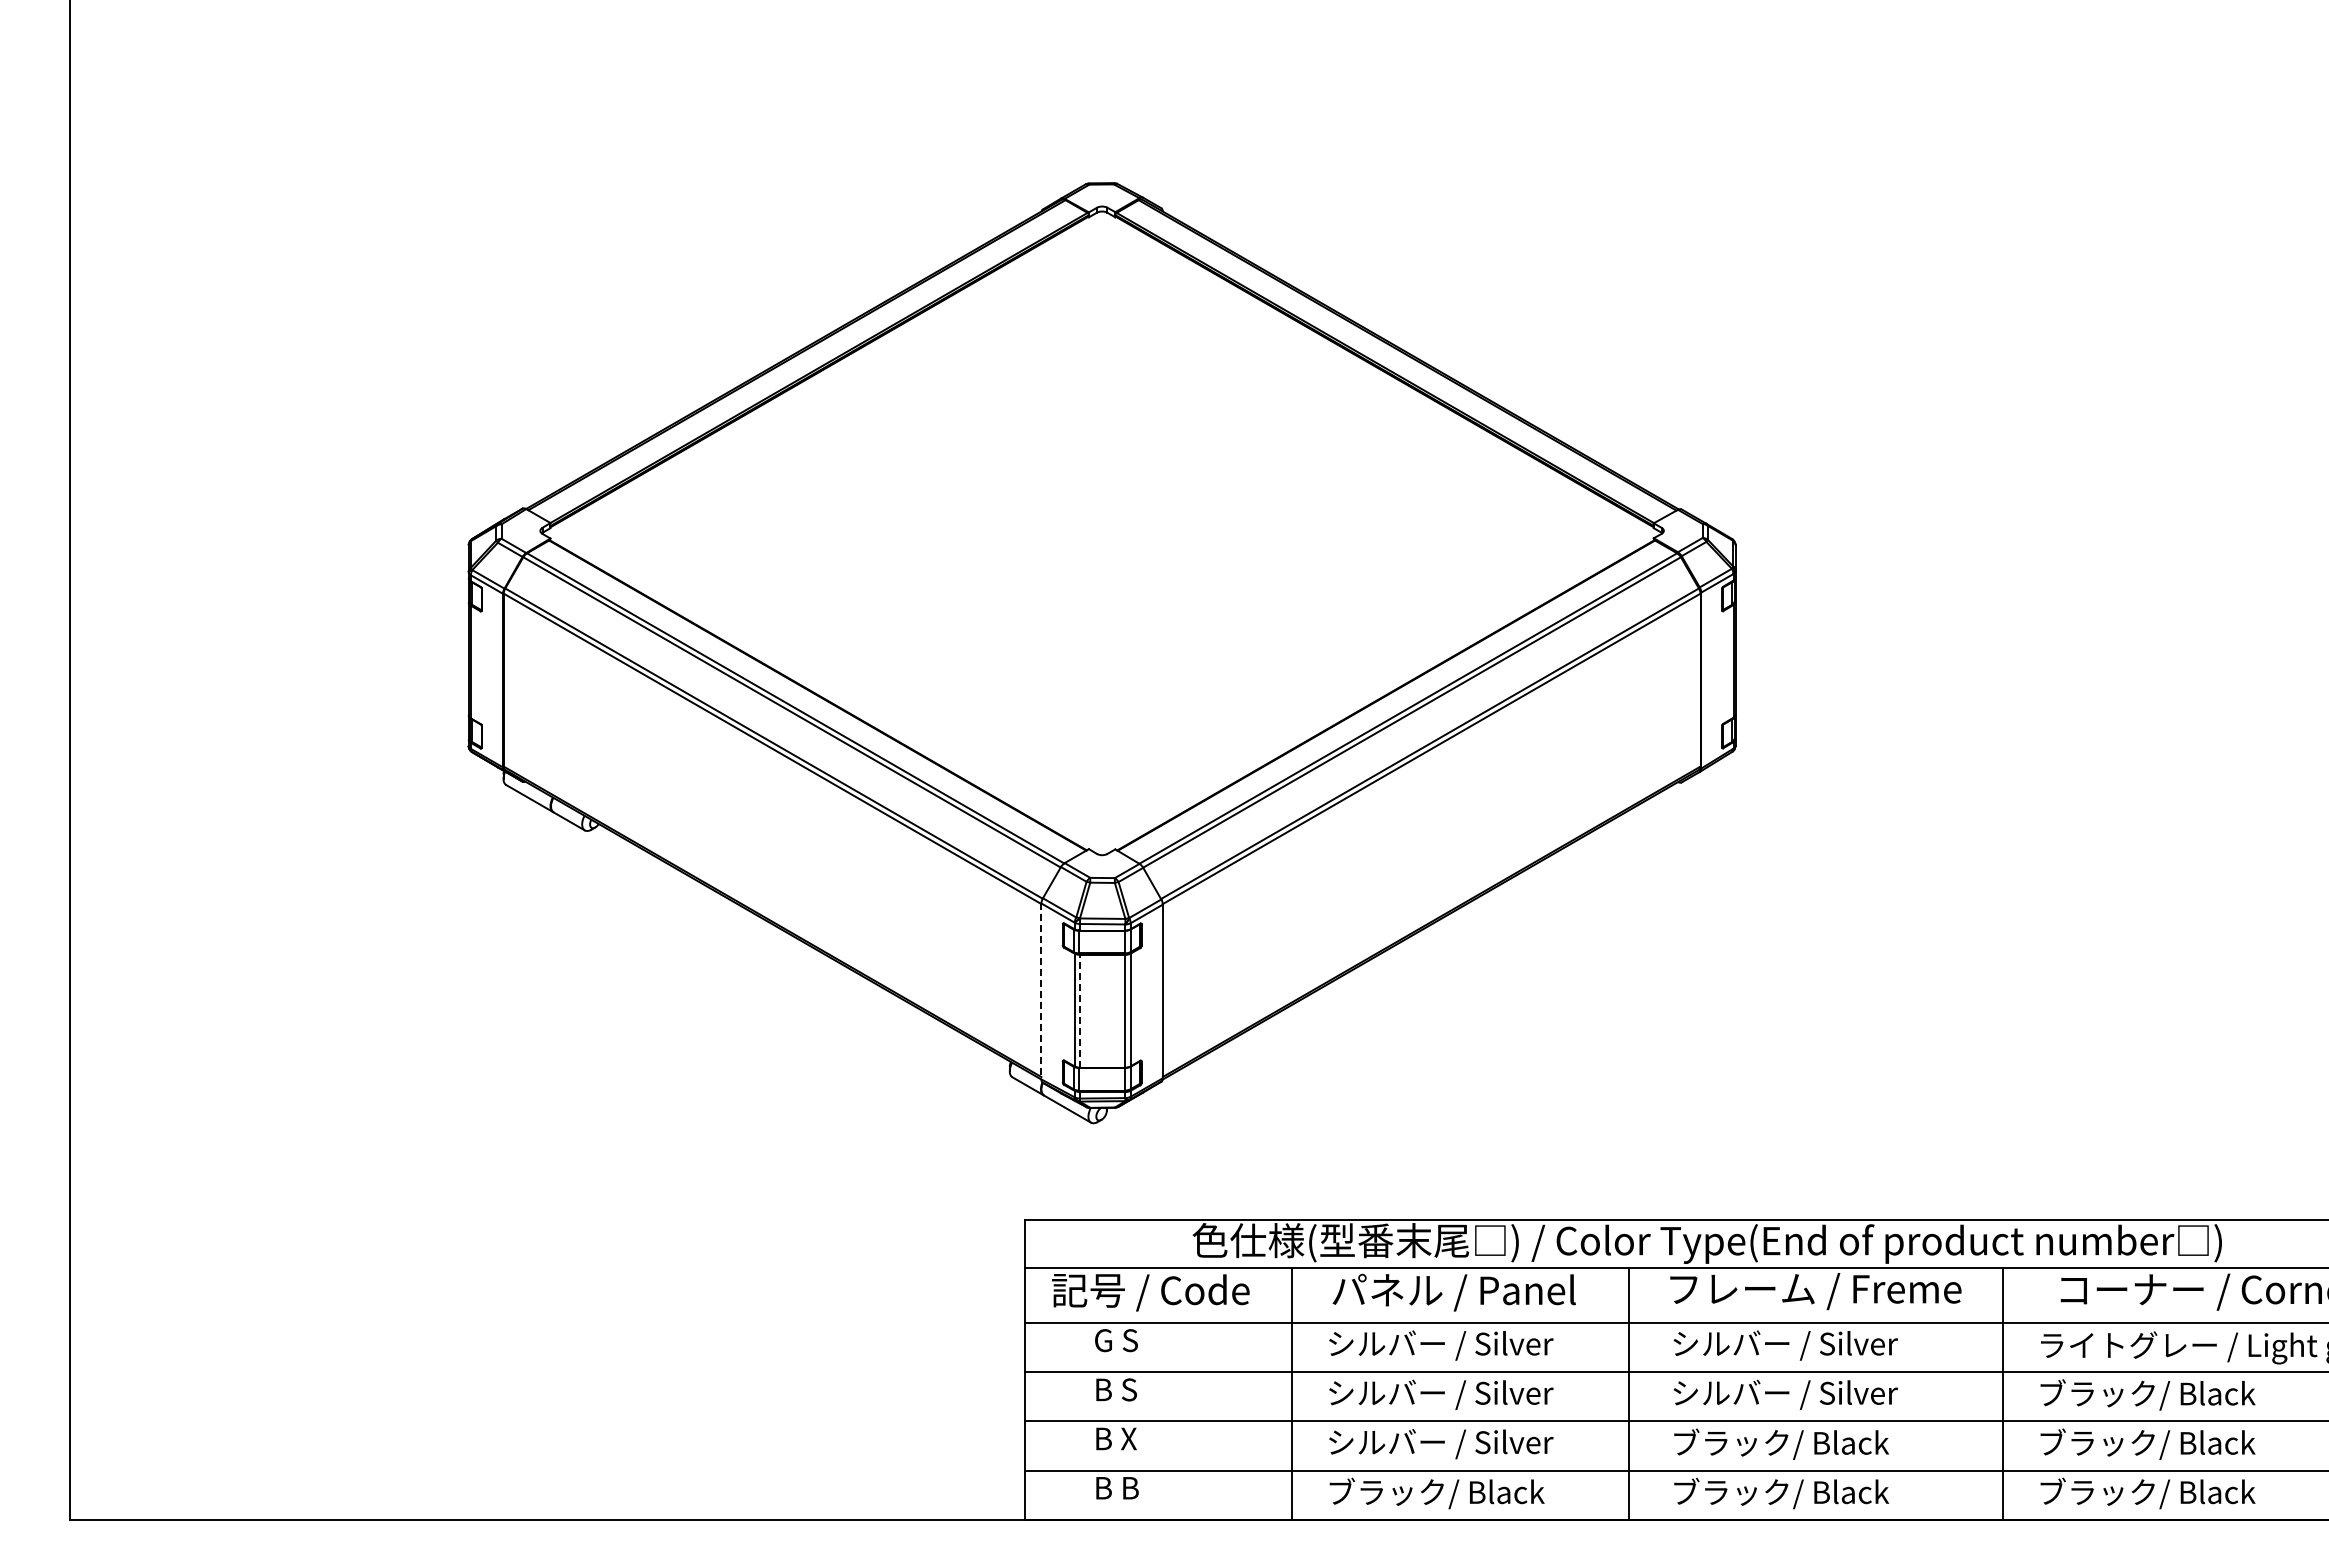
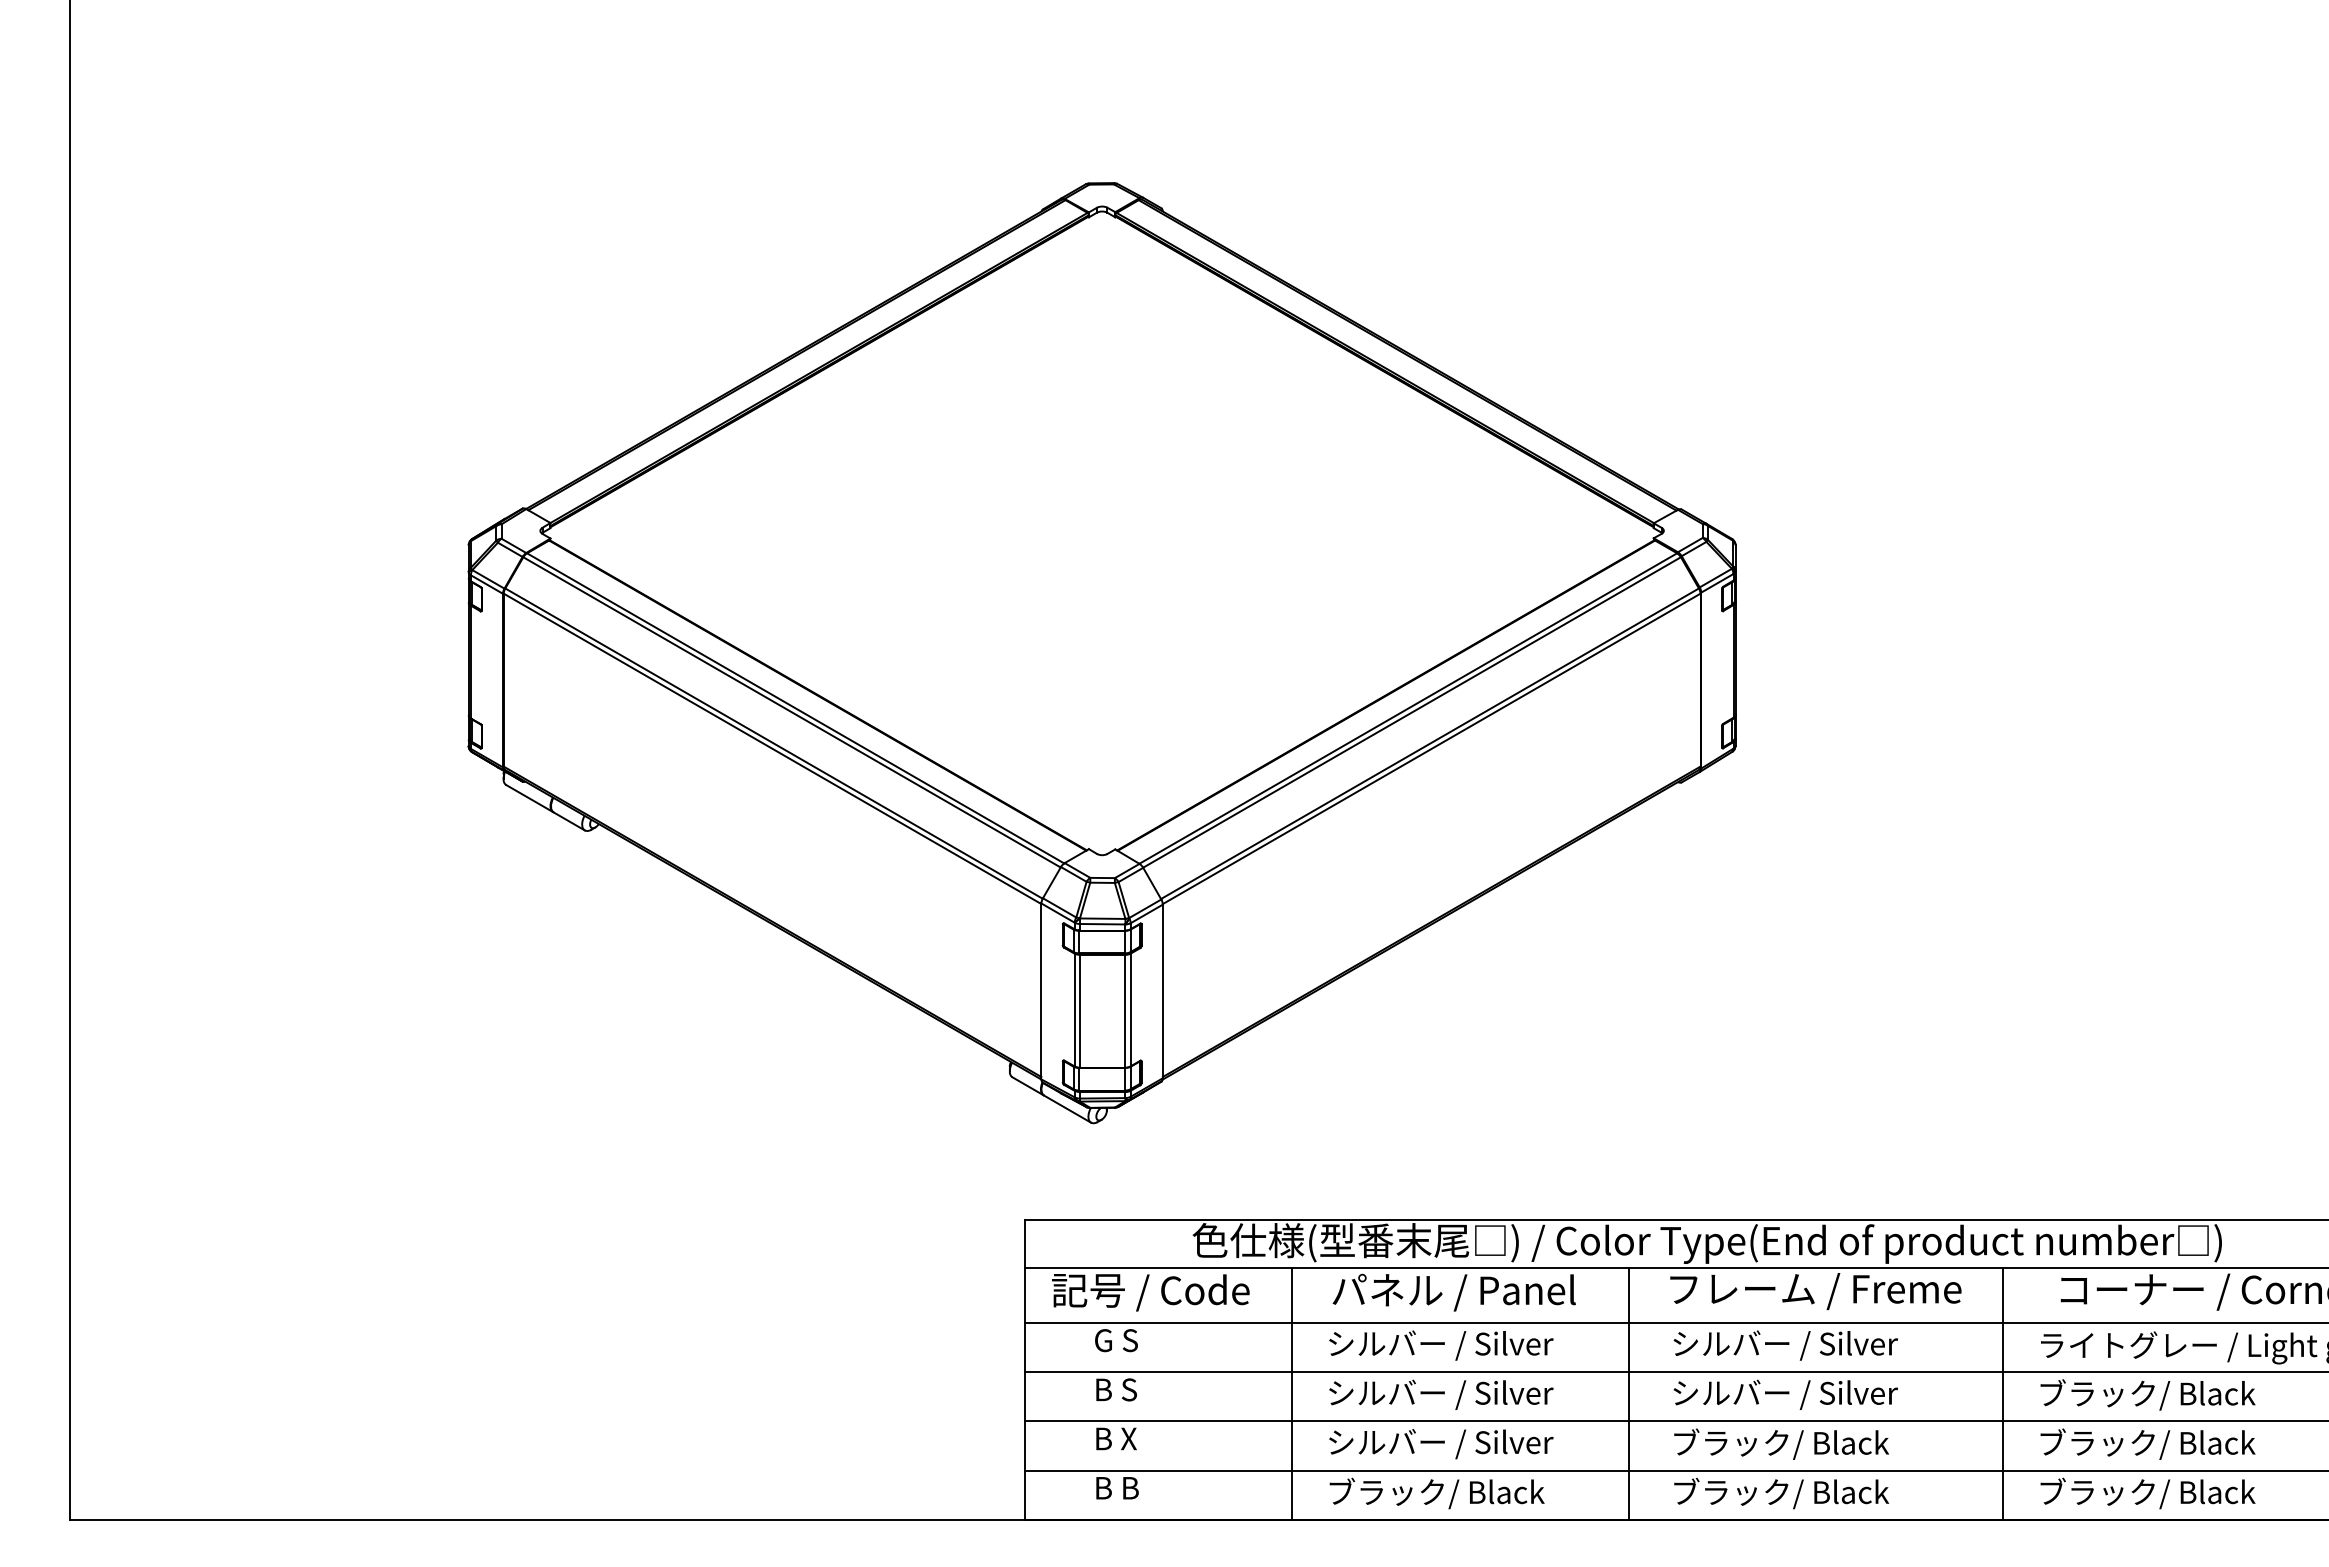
line: dashed -> solid (1041, 991)
line: dashed -> solid (1079, 1010)
